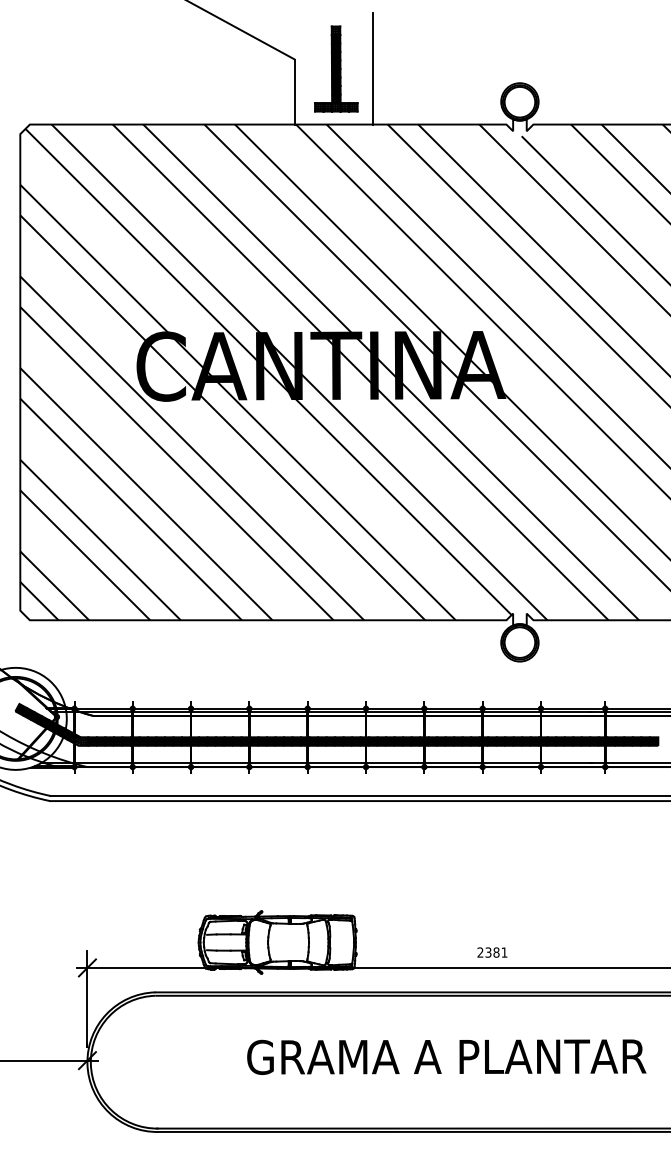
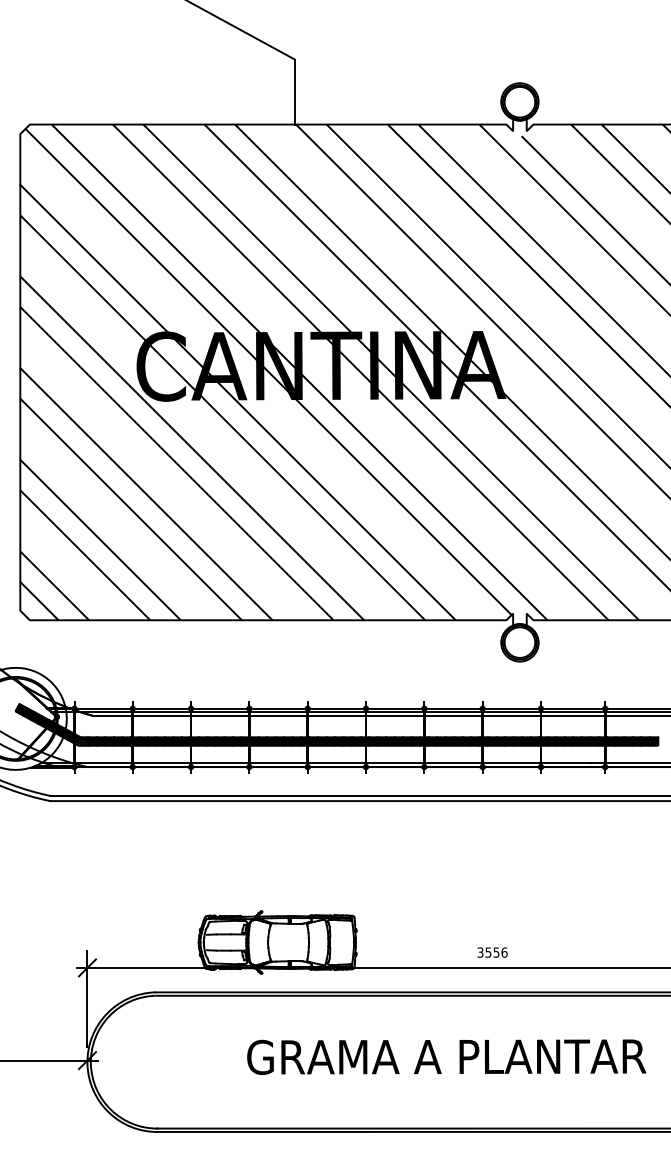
part: present -> none (336, 68)
line: present -> none (373, 68)
text: 2381 -> 3556 (492, 952)
